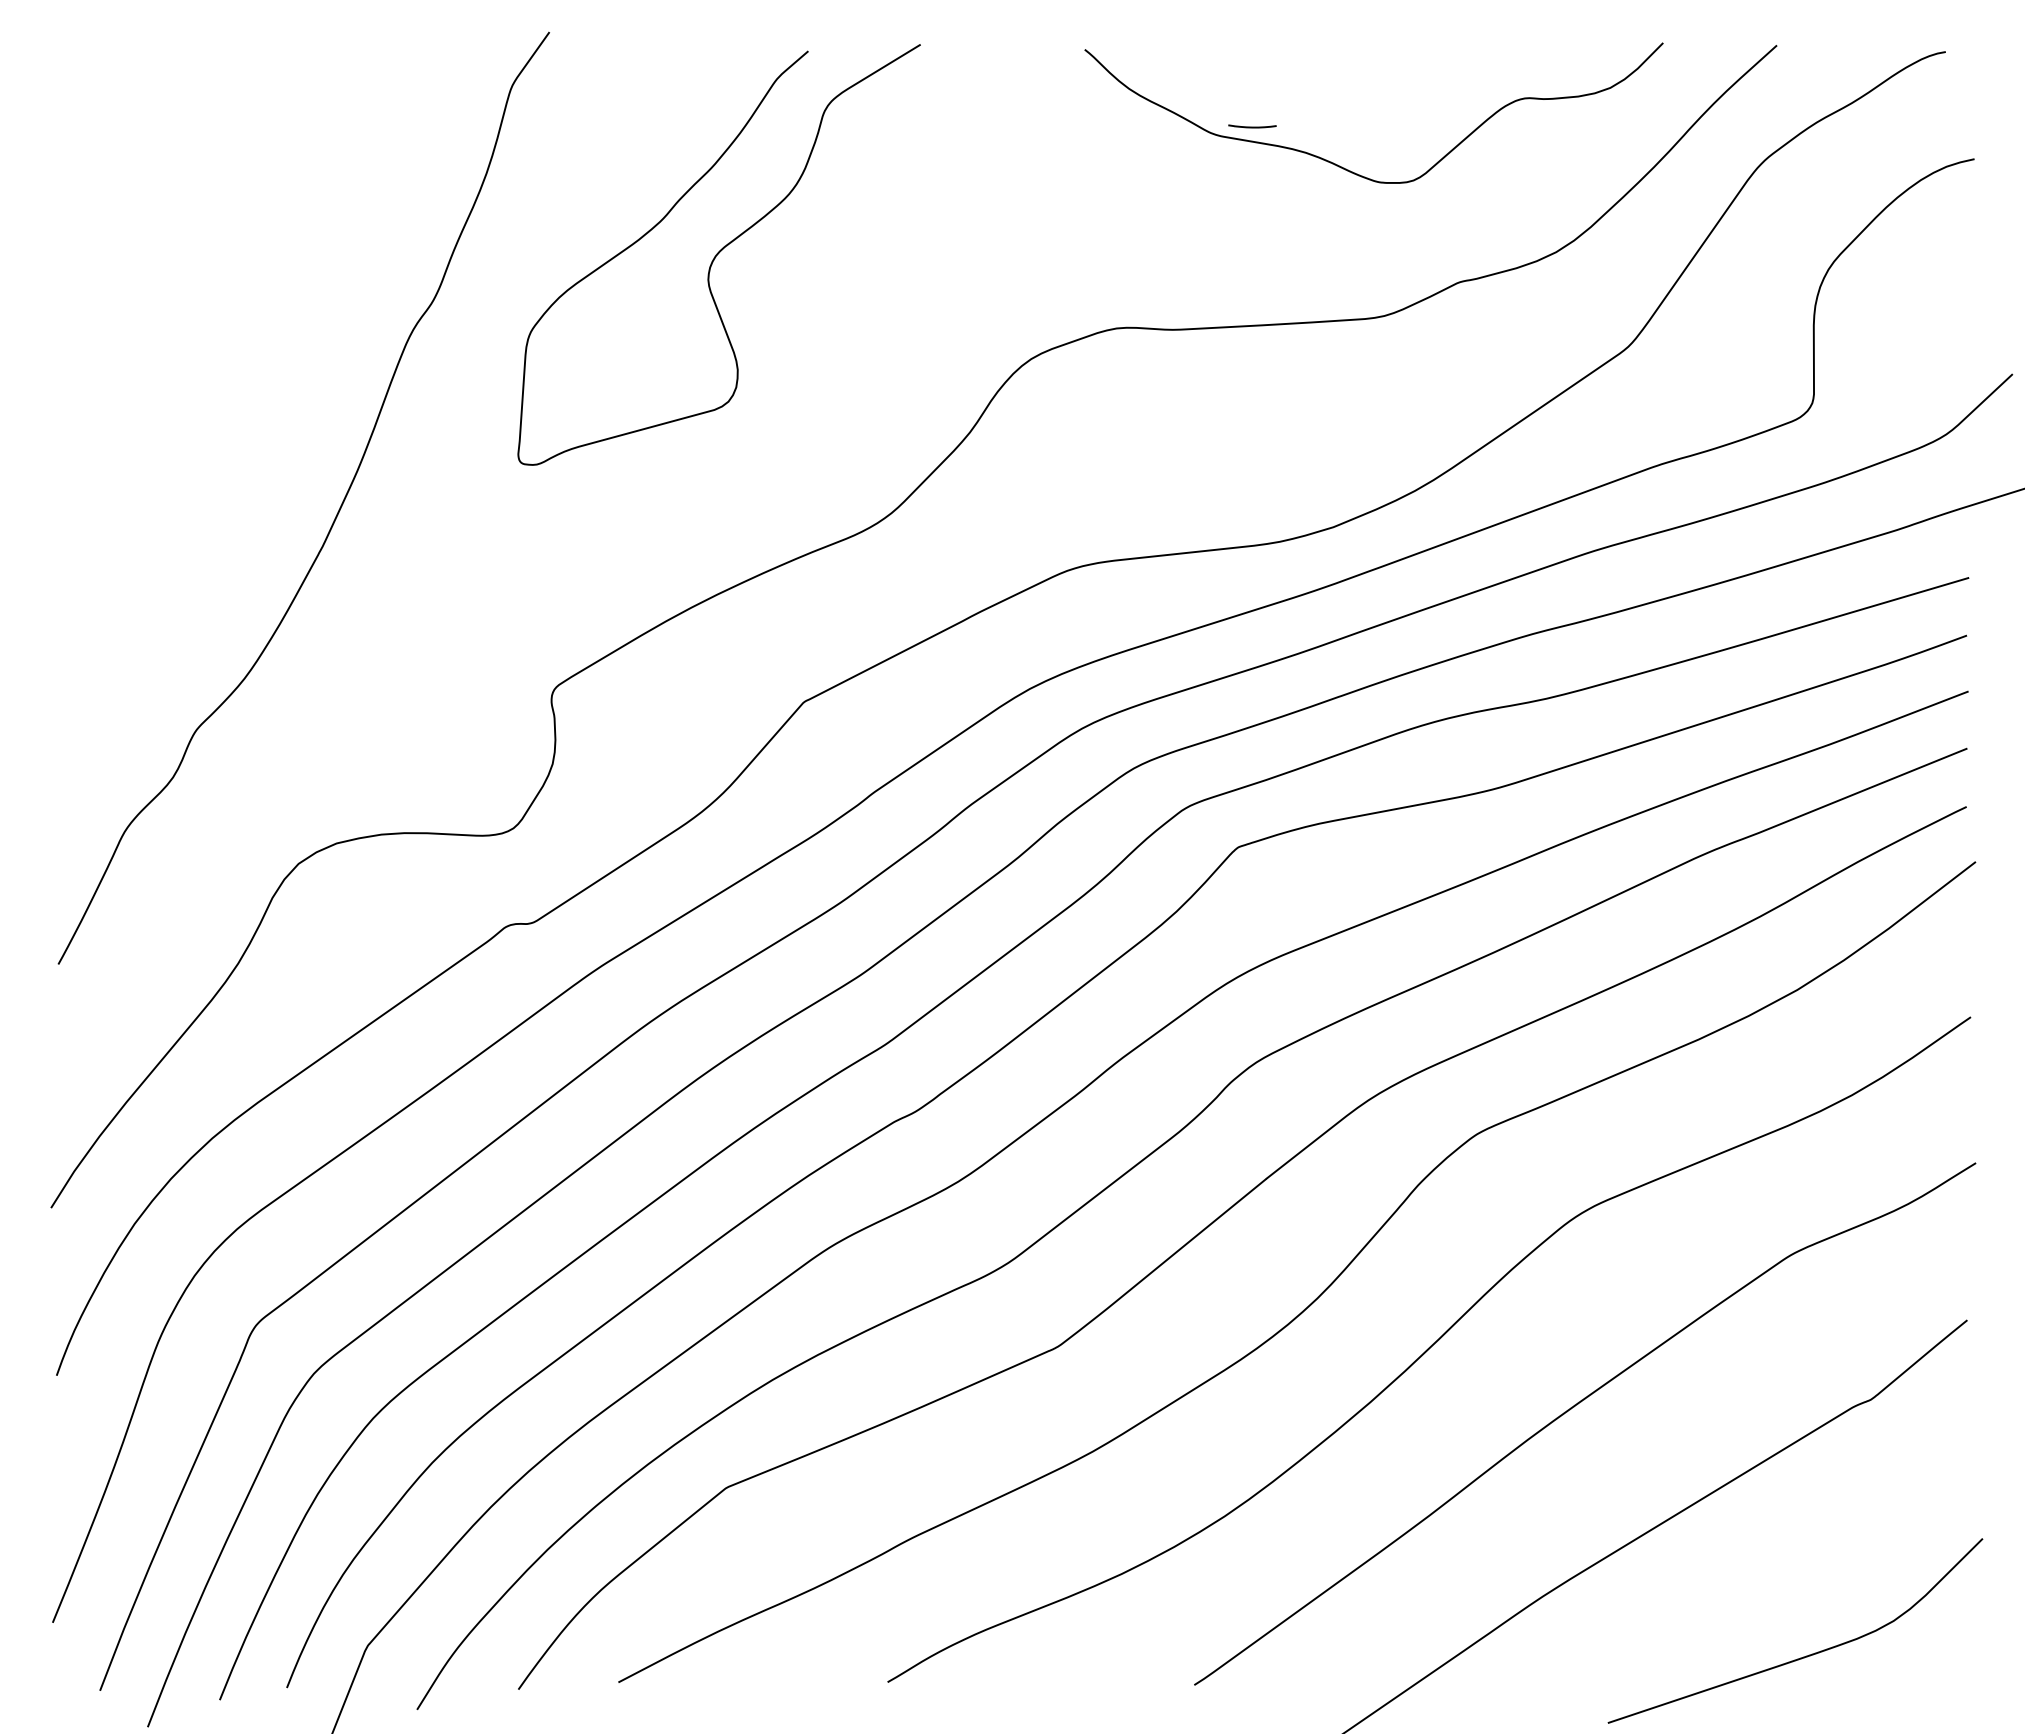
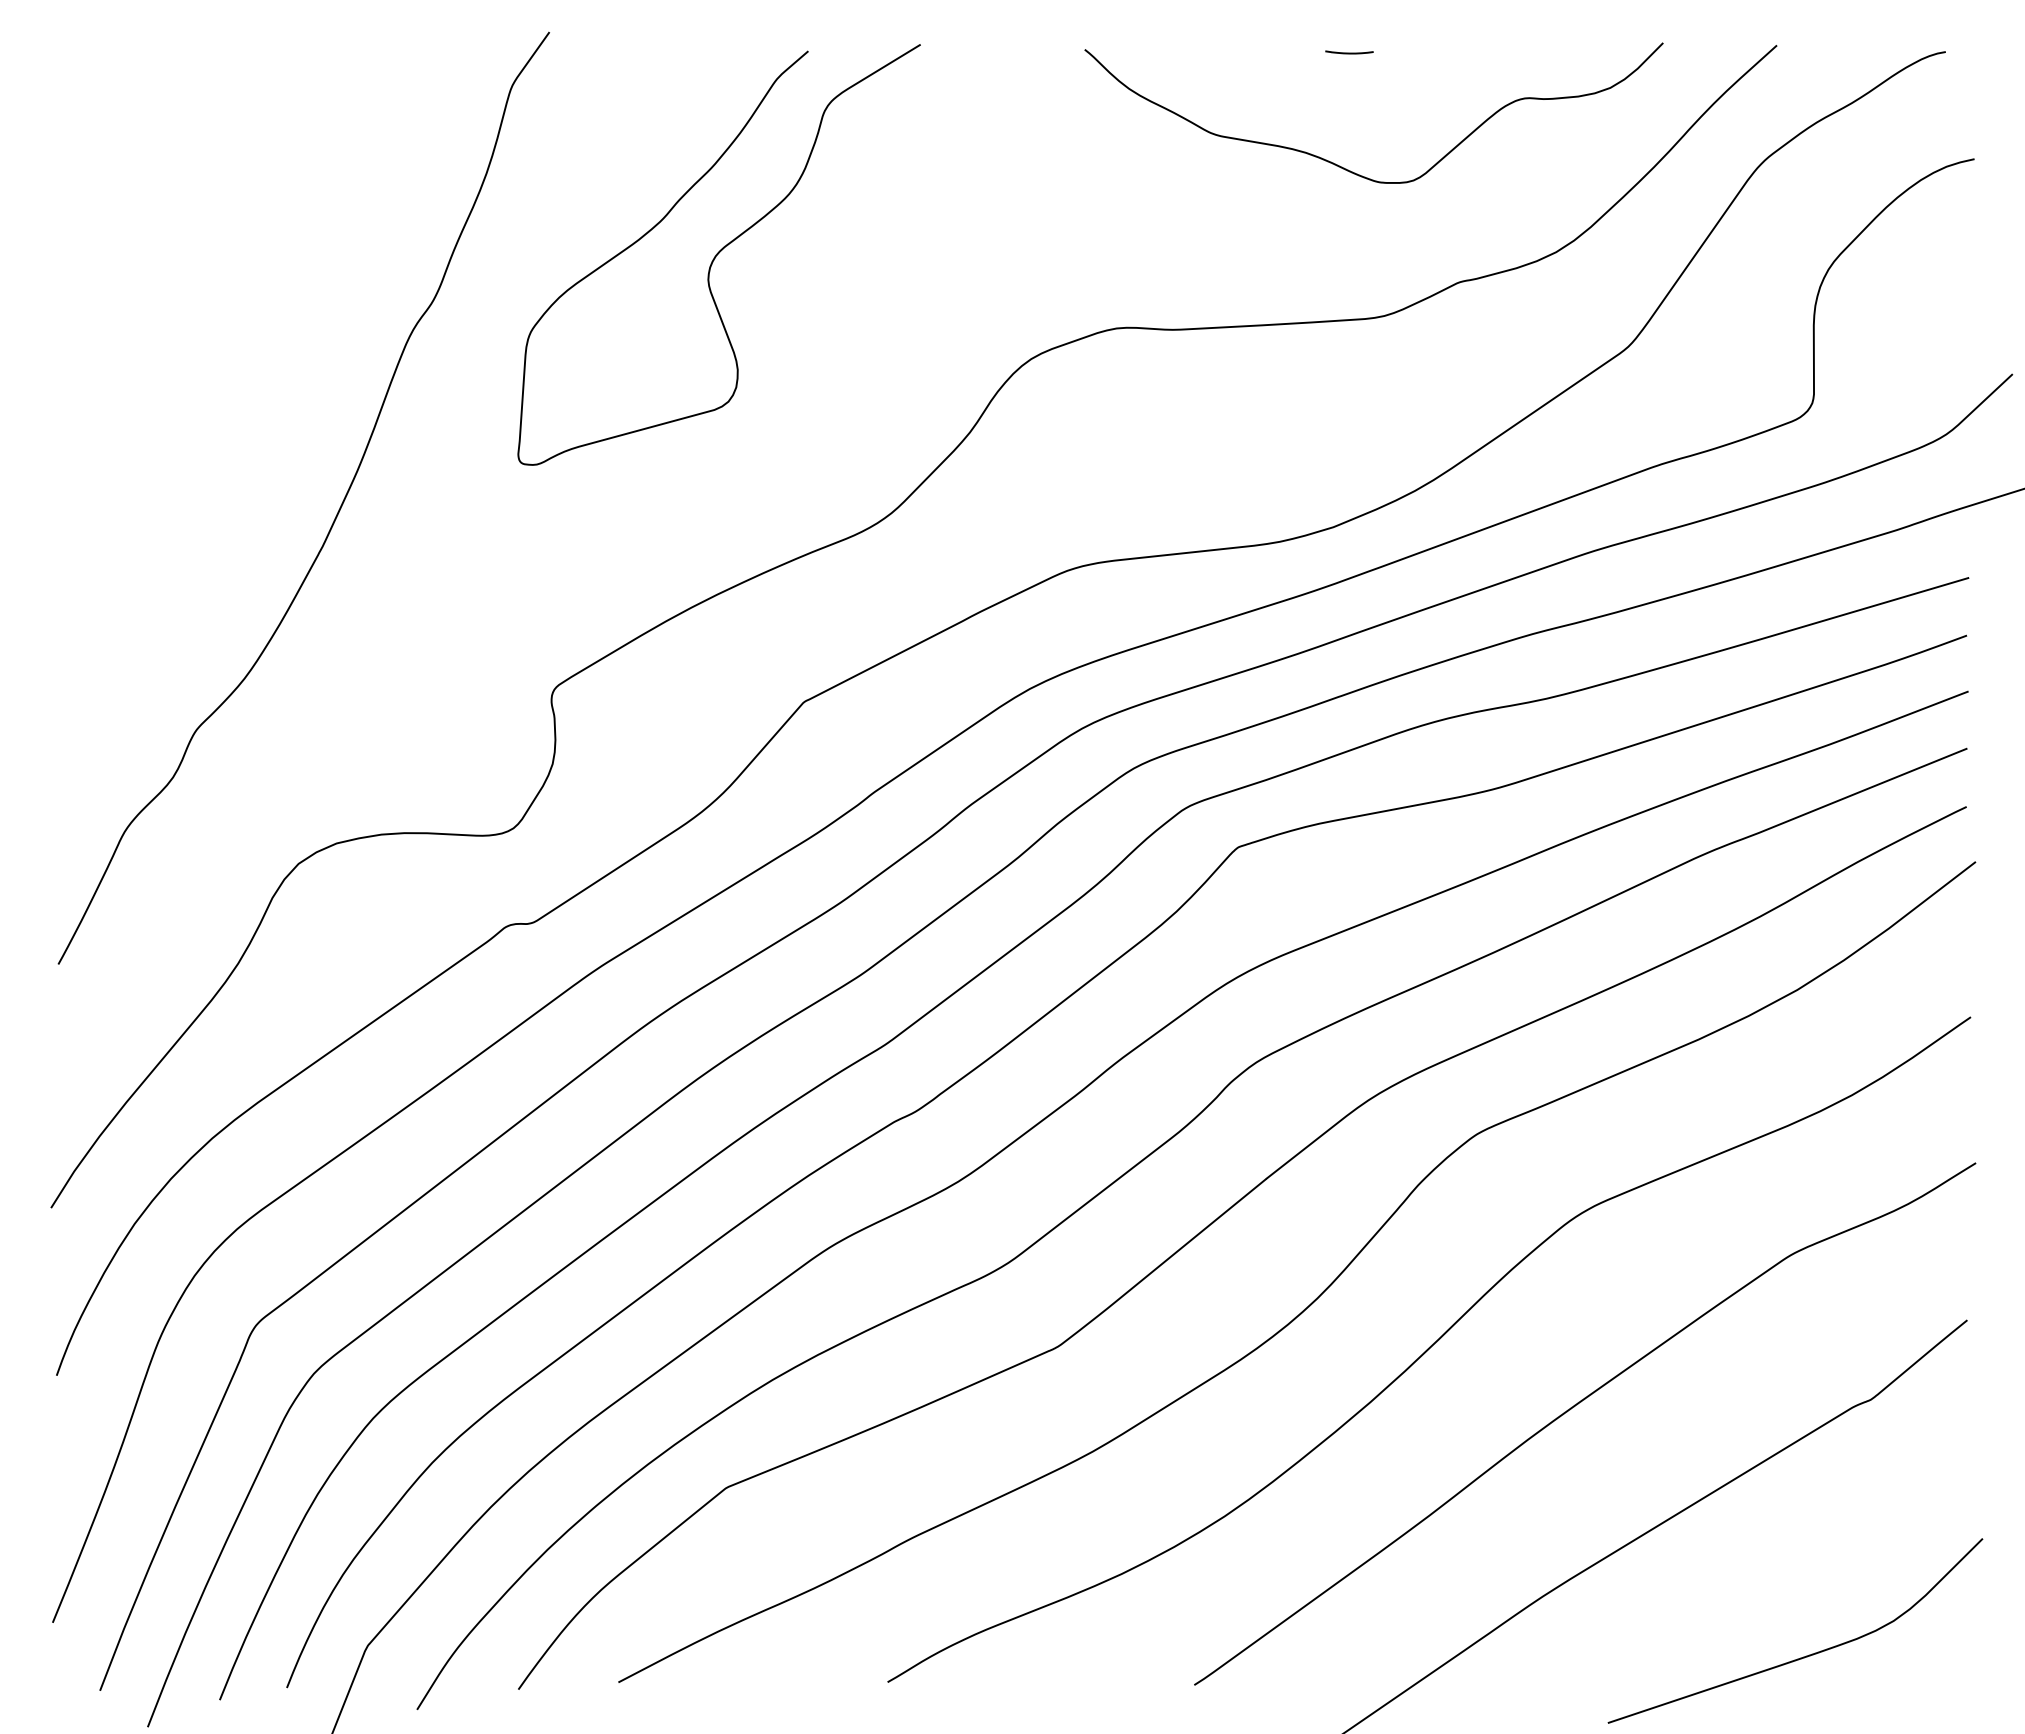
curve position: (1252, 126) -> (1349, 52) (1349, 52)
